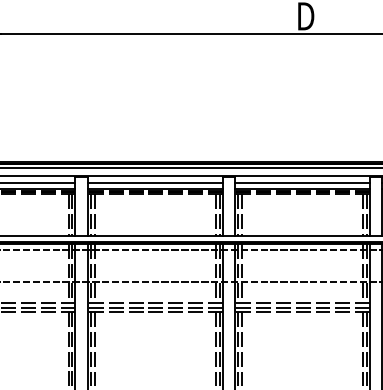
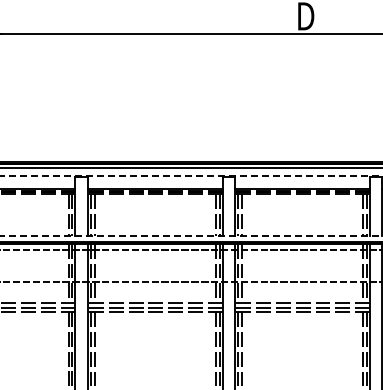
line: solid -> dashed (191, 176)
line: present -> none (38, 182)
line: present -> none (154, 182)
line: present -> none (302, 182)
line: solid -> dashed (191, 236)
